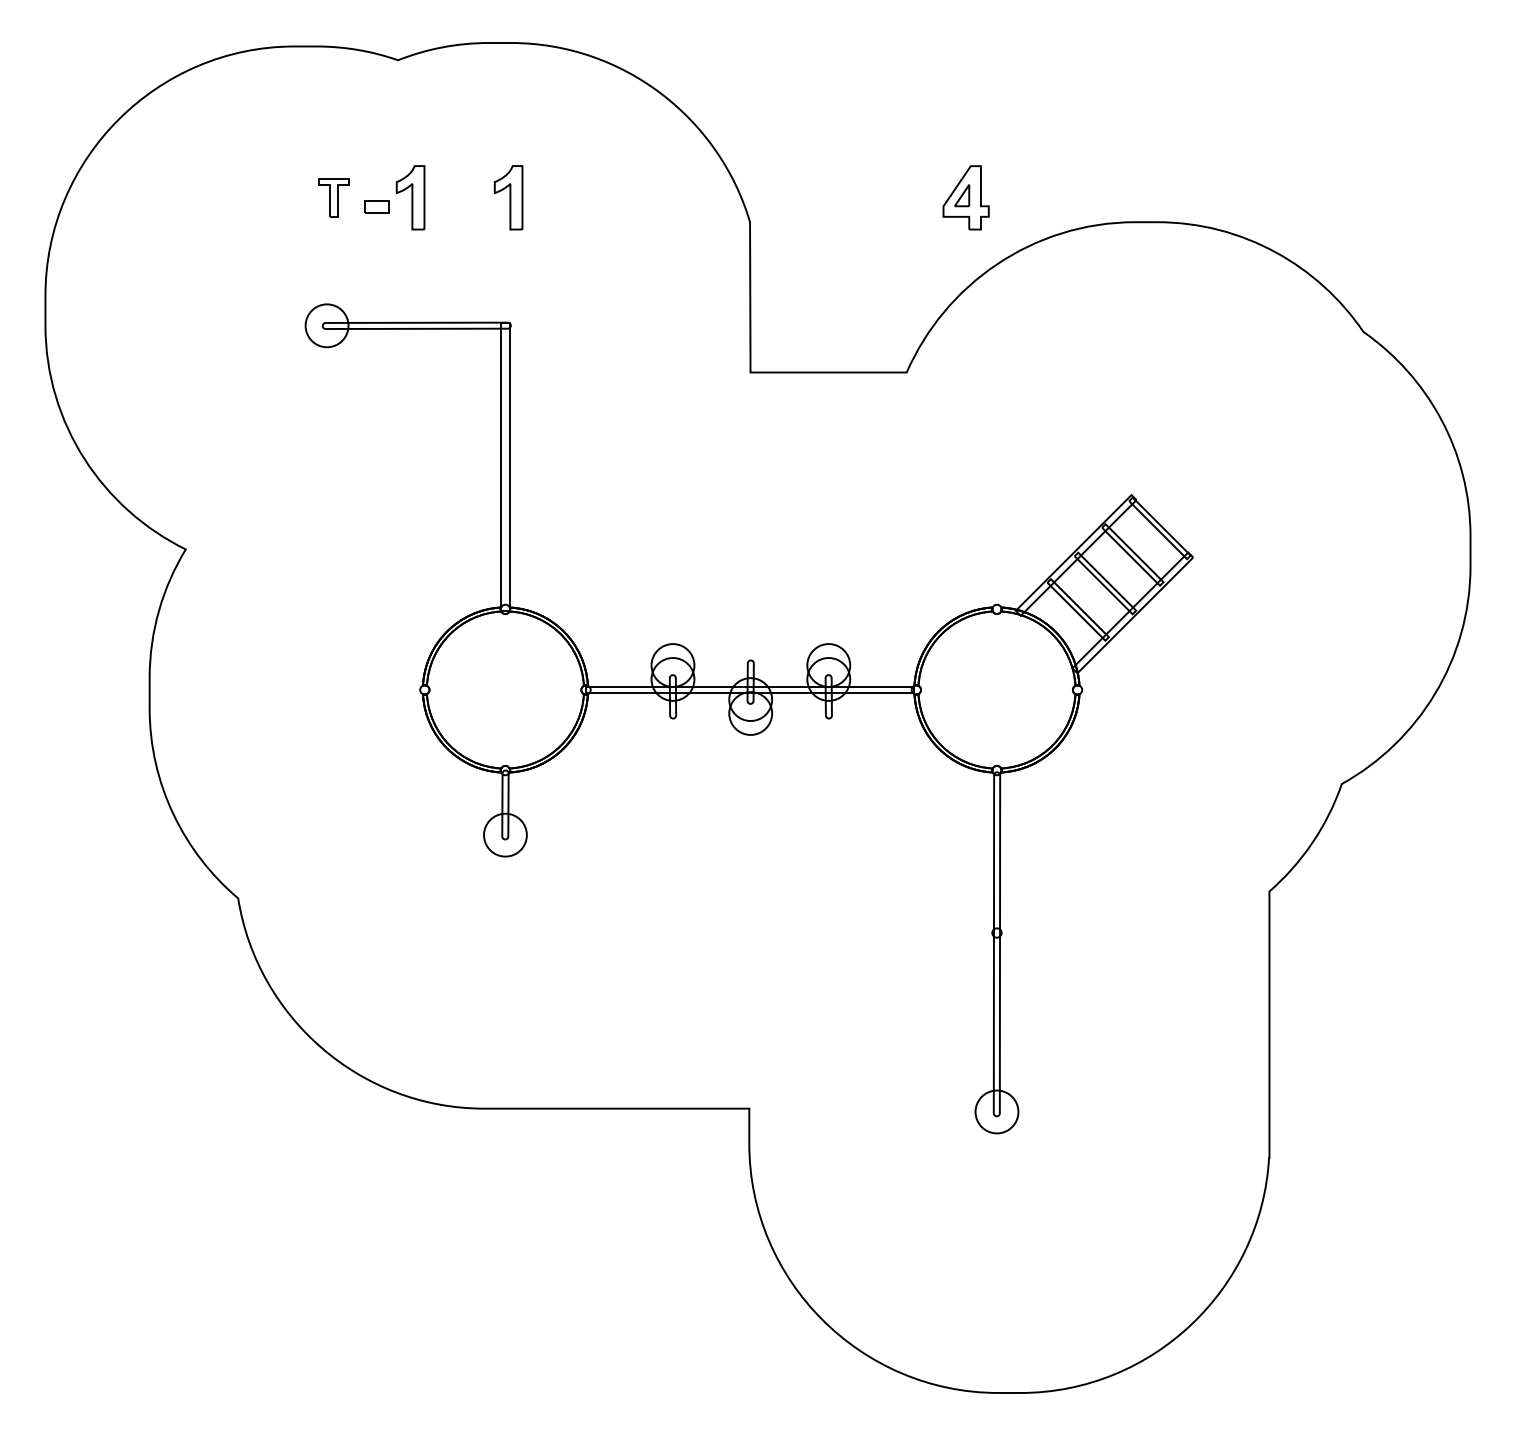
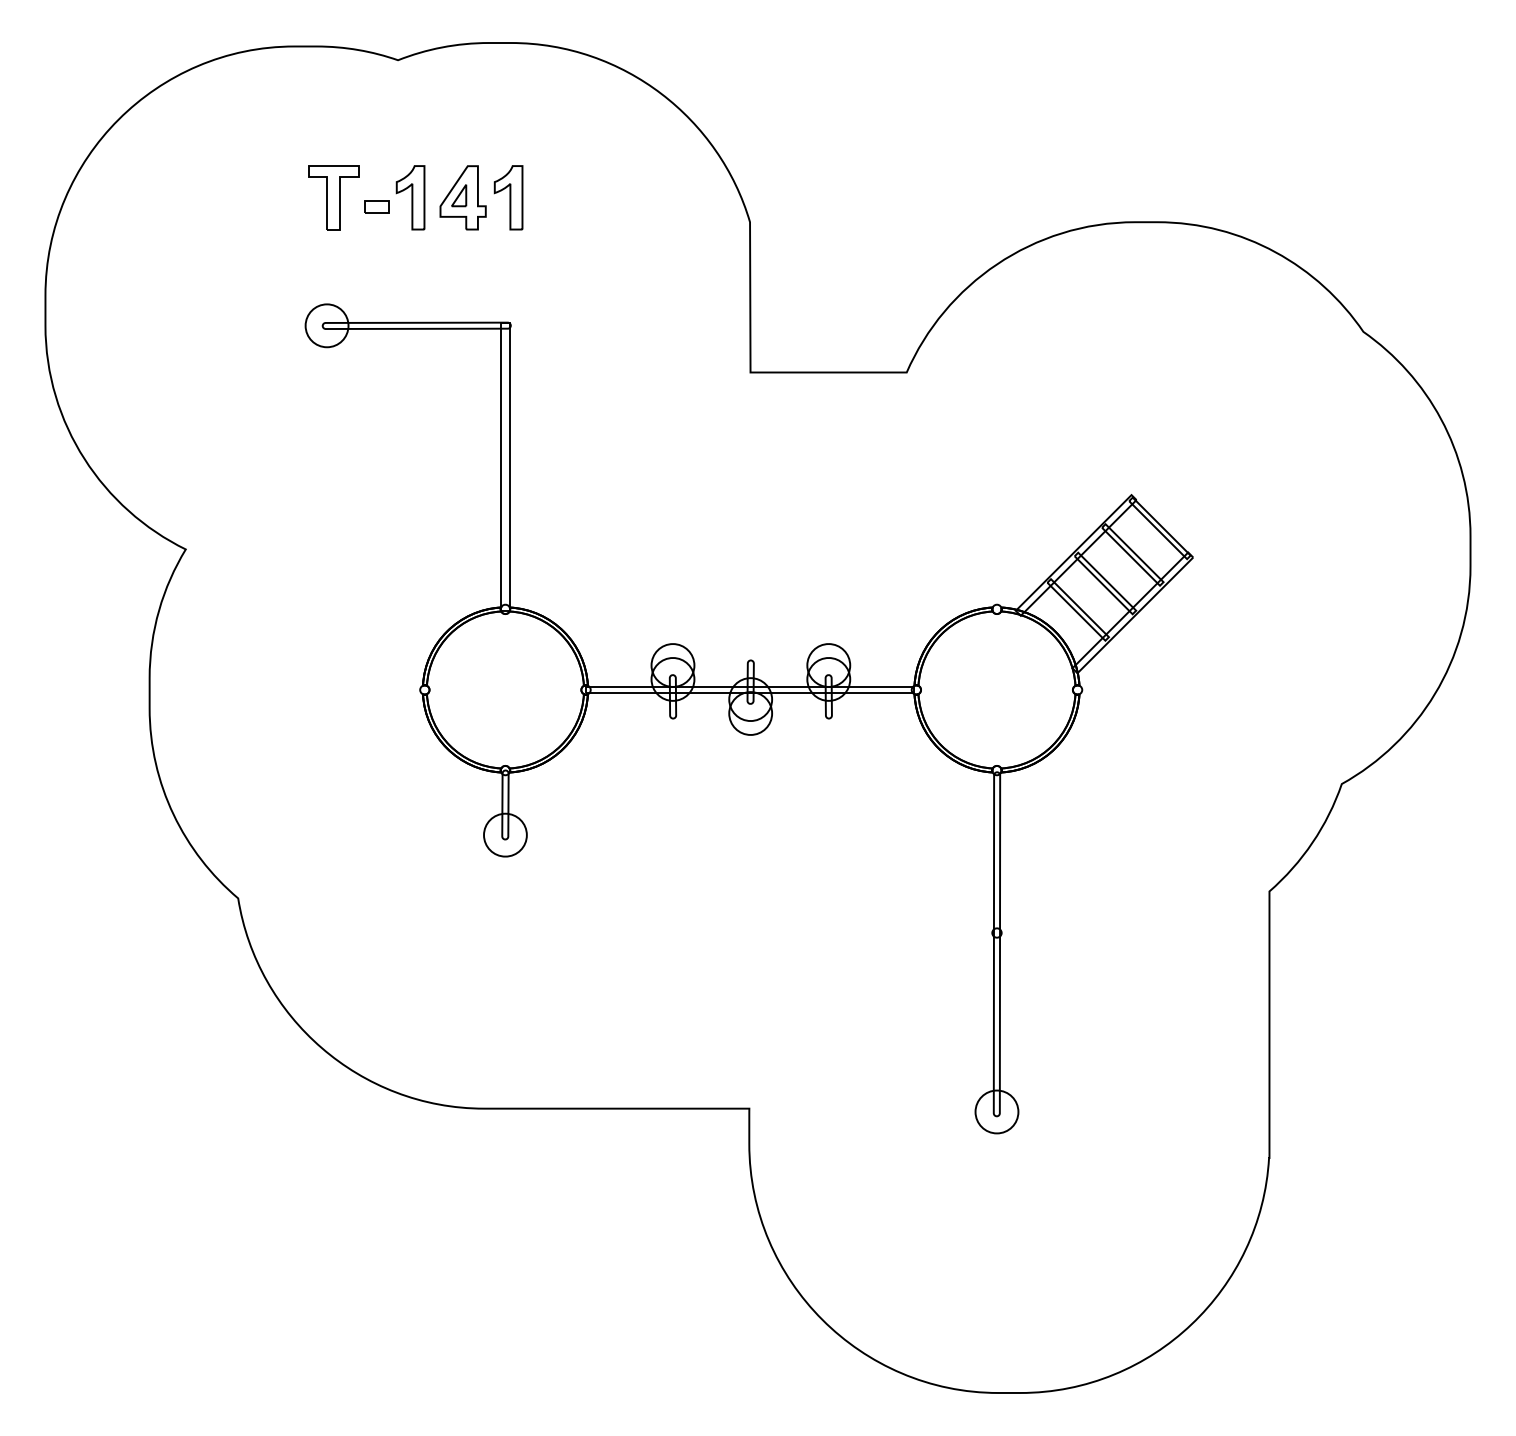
part size: 32x40 px -> 52x66 px (333, 197)
part position: (965, 197) -> (462, 197) (462, 197)
